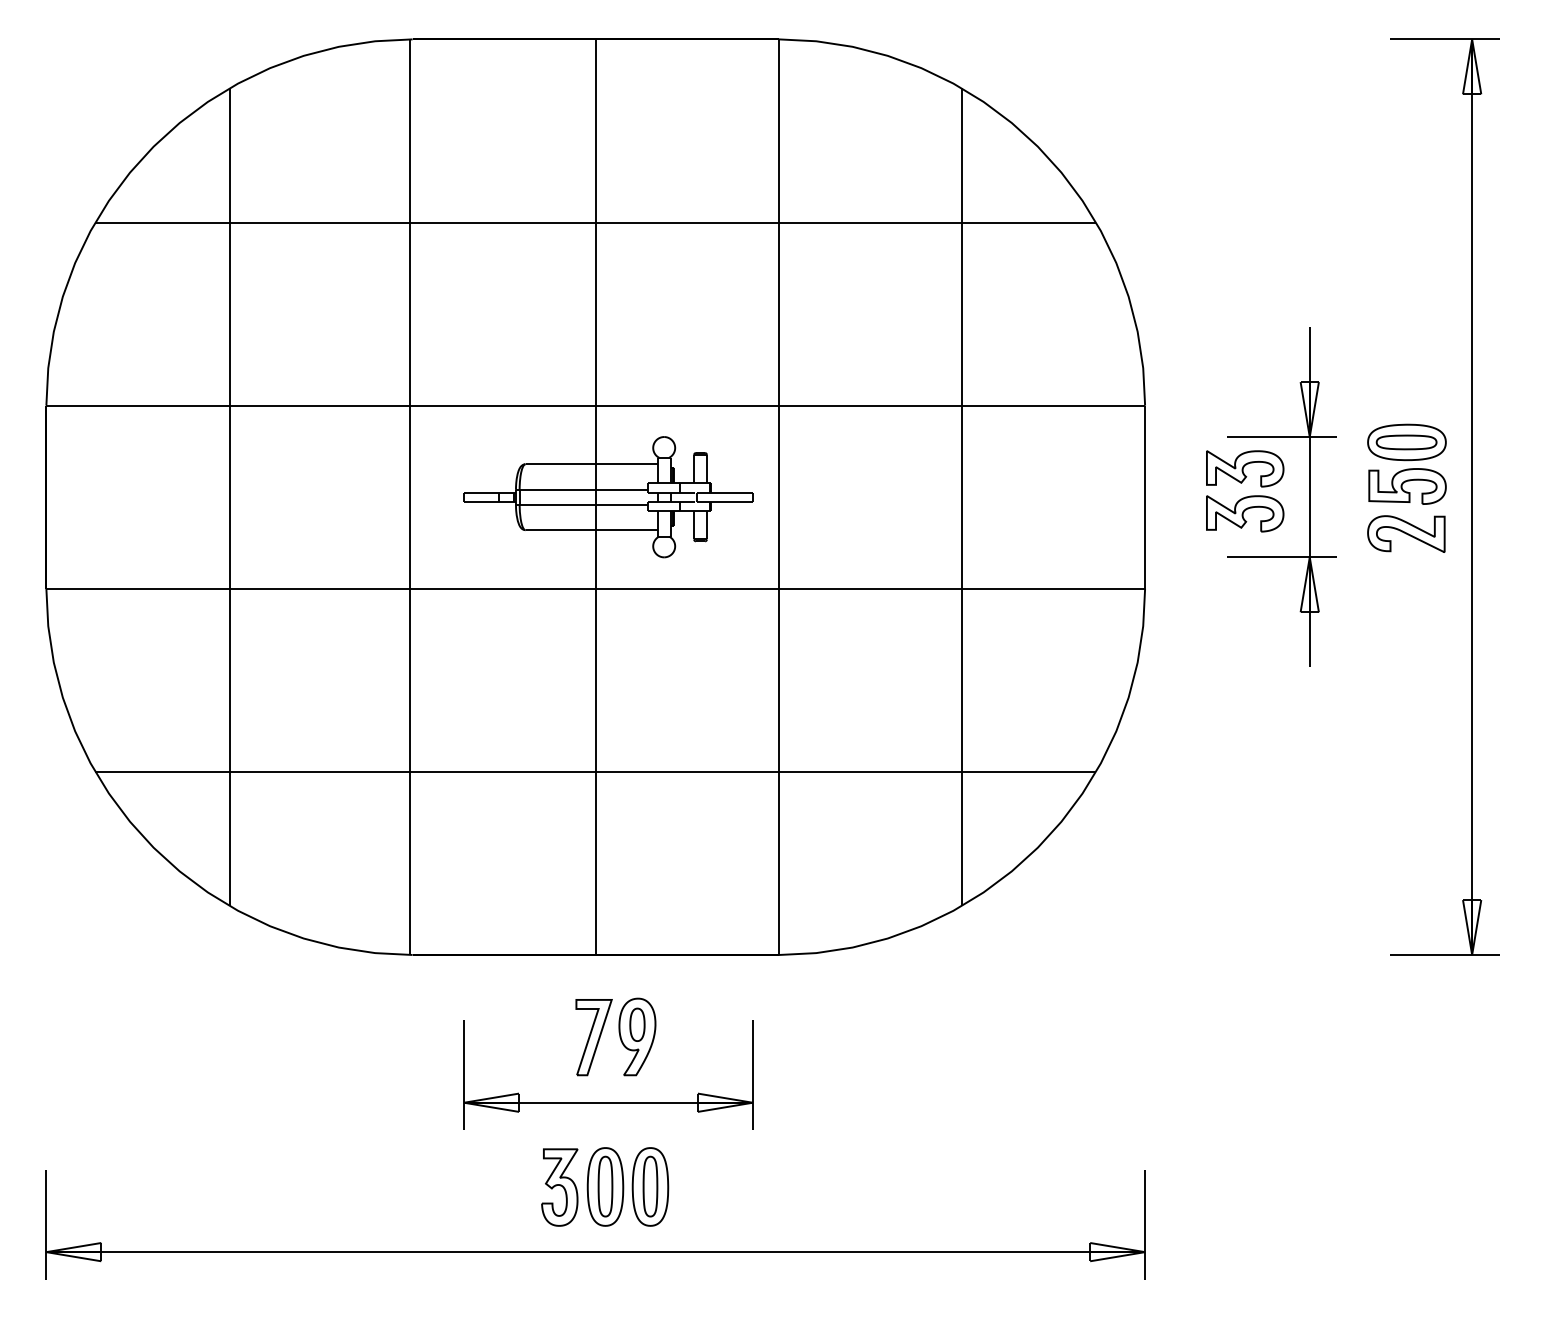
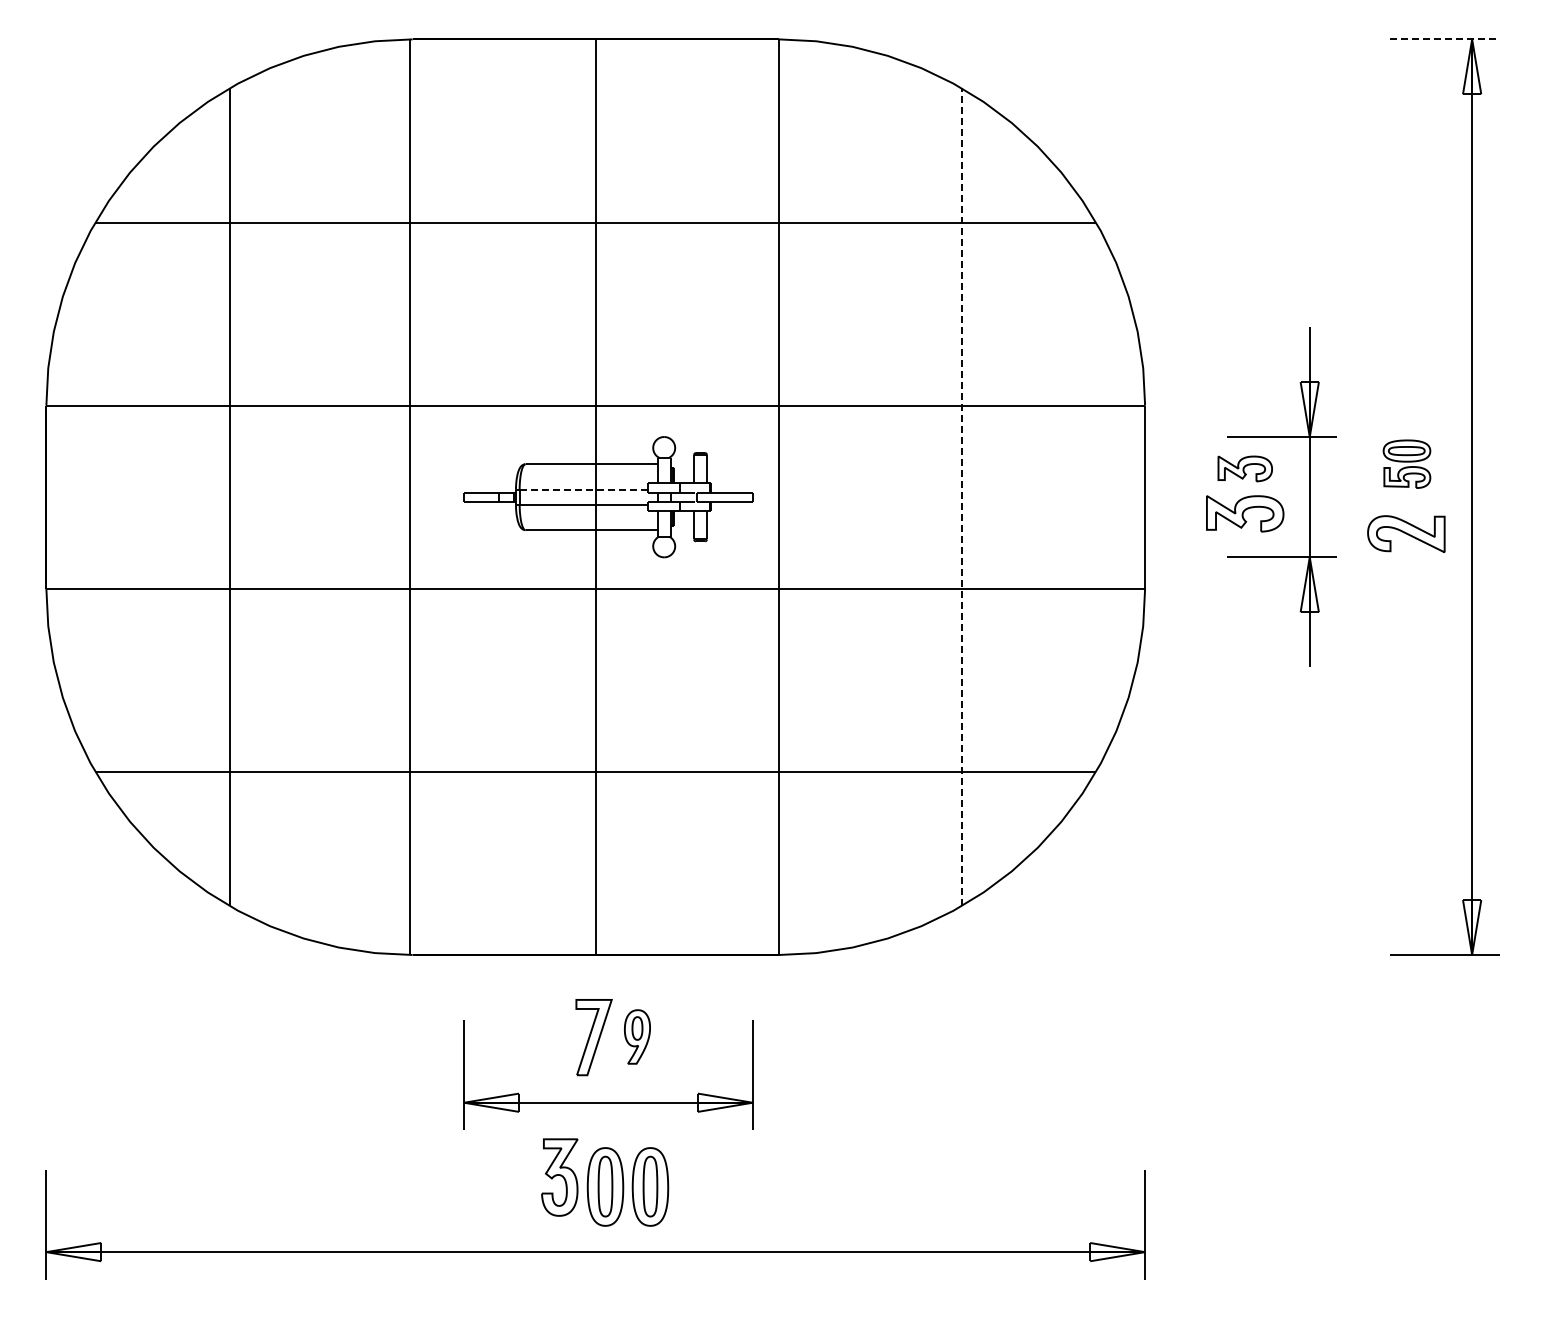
line: solid -> dashed (1444, 39)
part size: 80x82 px -> 50x50 px (1406, 463)
part size: 79x38 px -> 56x28 px (1244, 468)
line: solid -> dashed (583, 489)
line: solid -> dashed (961, 497)
part size: 39x80 px -> 27x56 px (637, 1036)
part position: (559, 1187) -> (559, 1177) (559, 1177)
